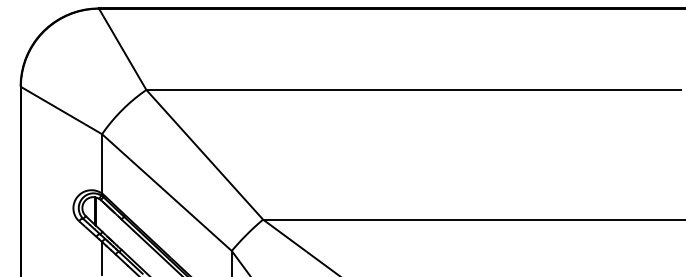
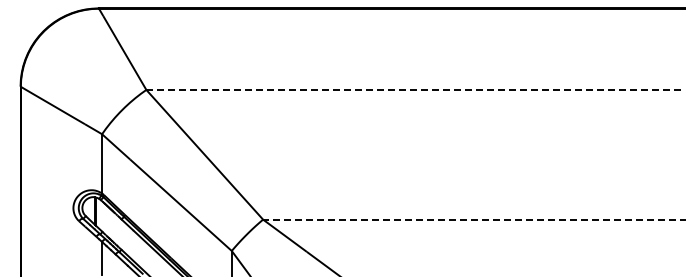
line: solid -> dashed (414, 89)
line: solid -> dashed (474, 219)
